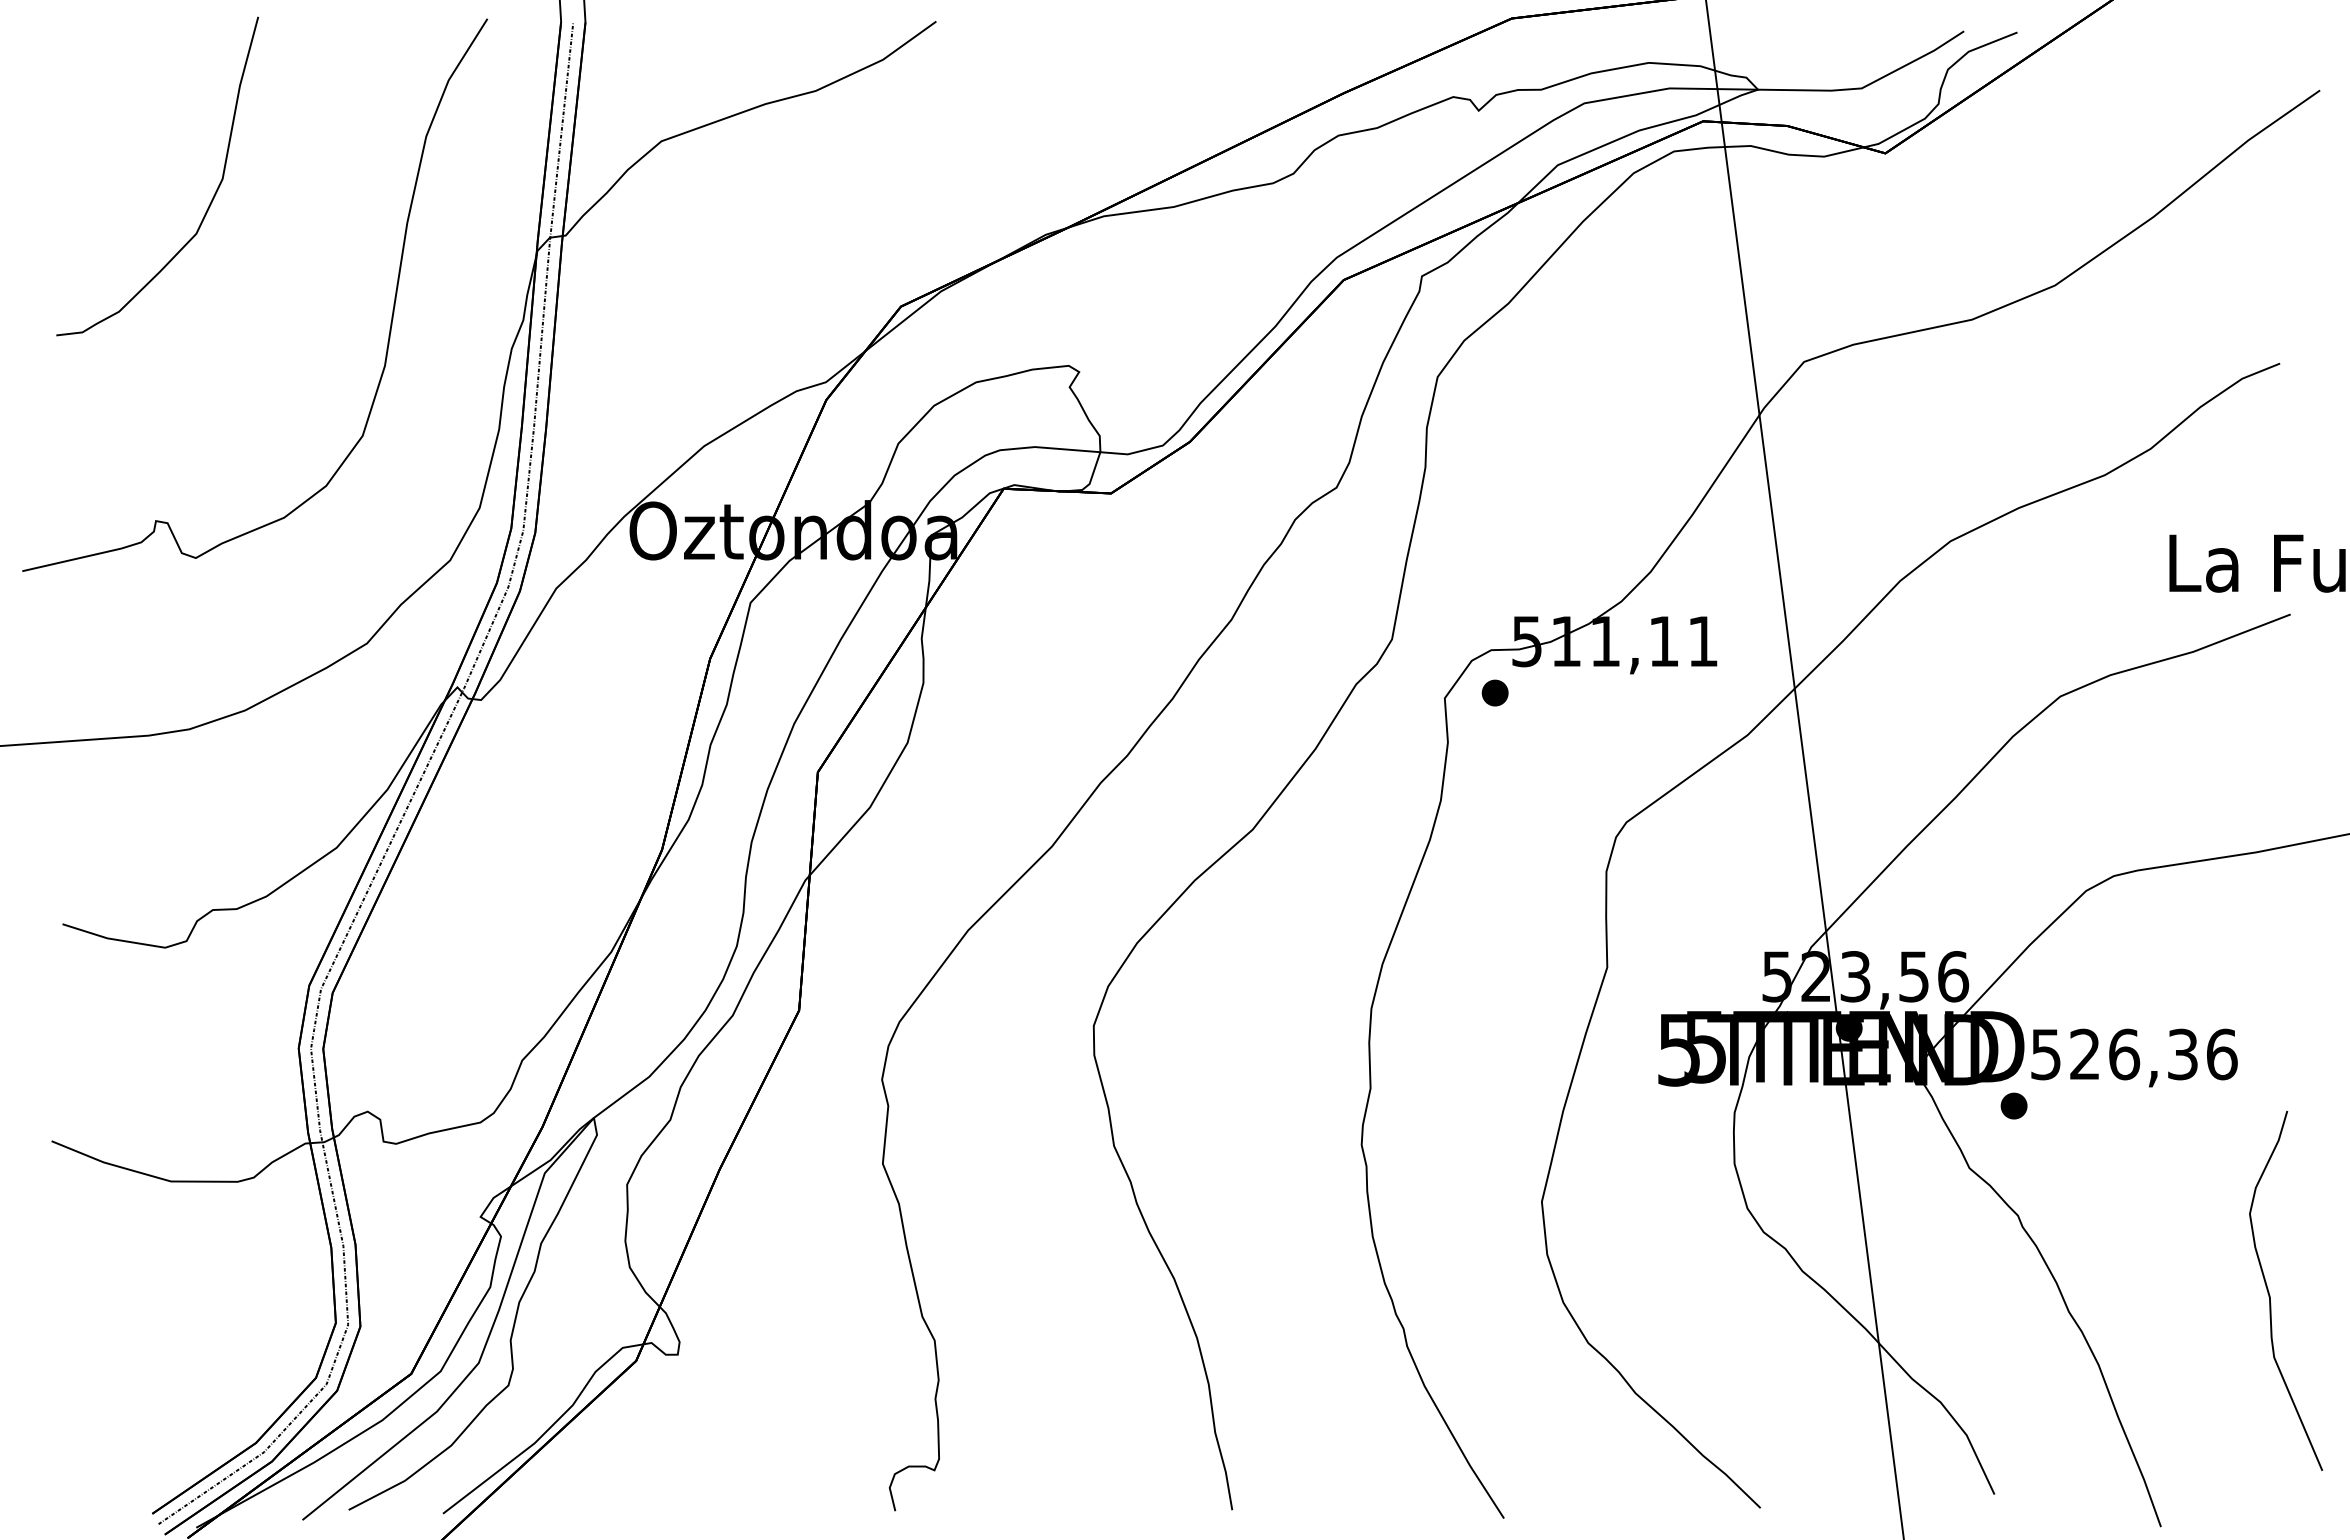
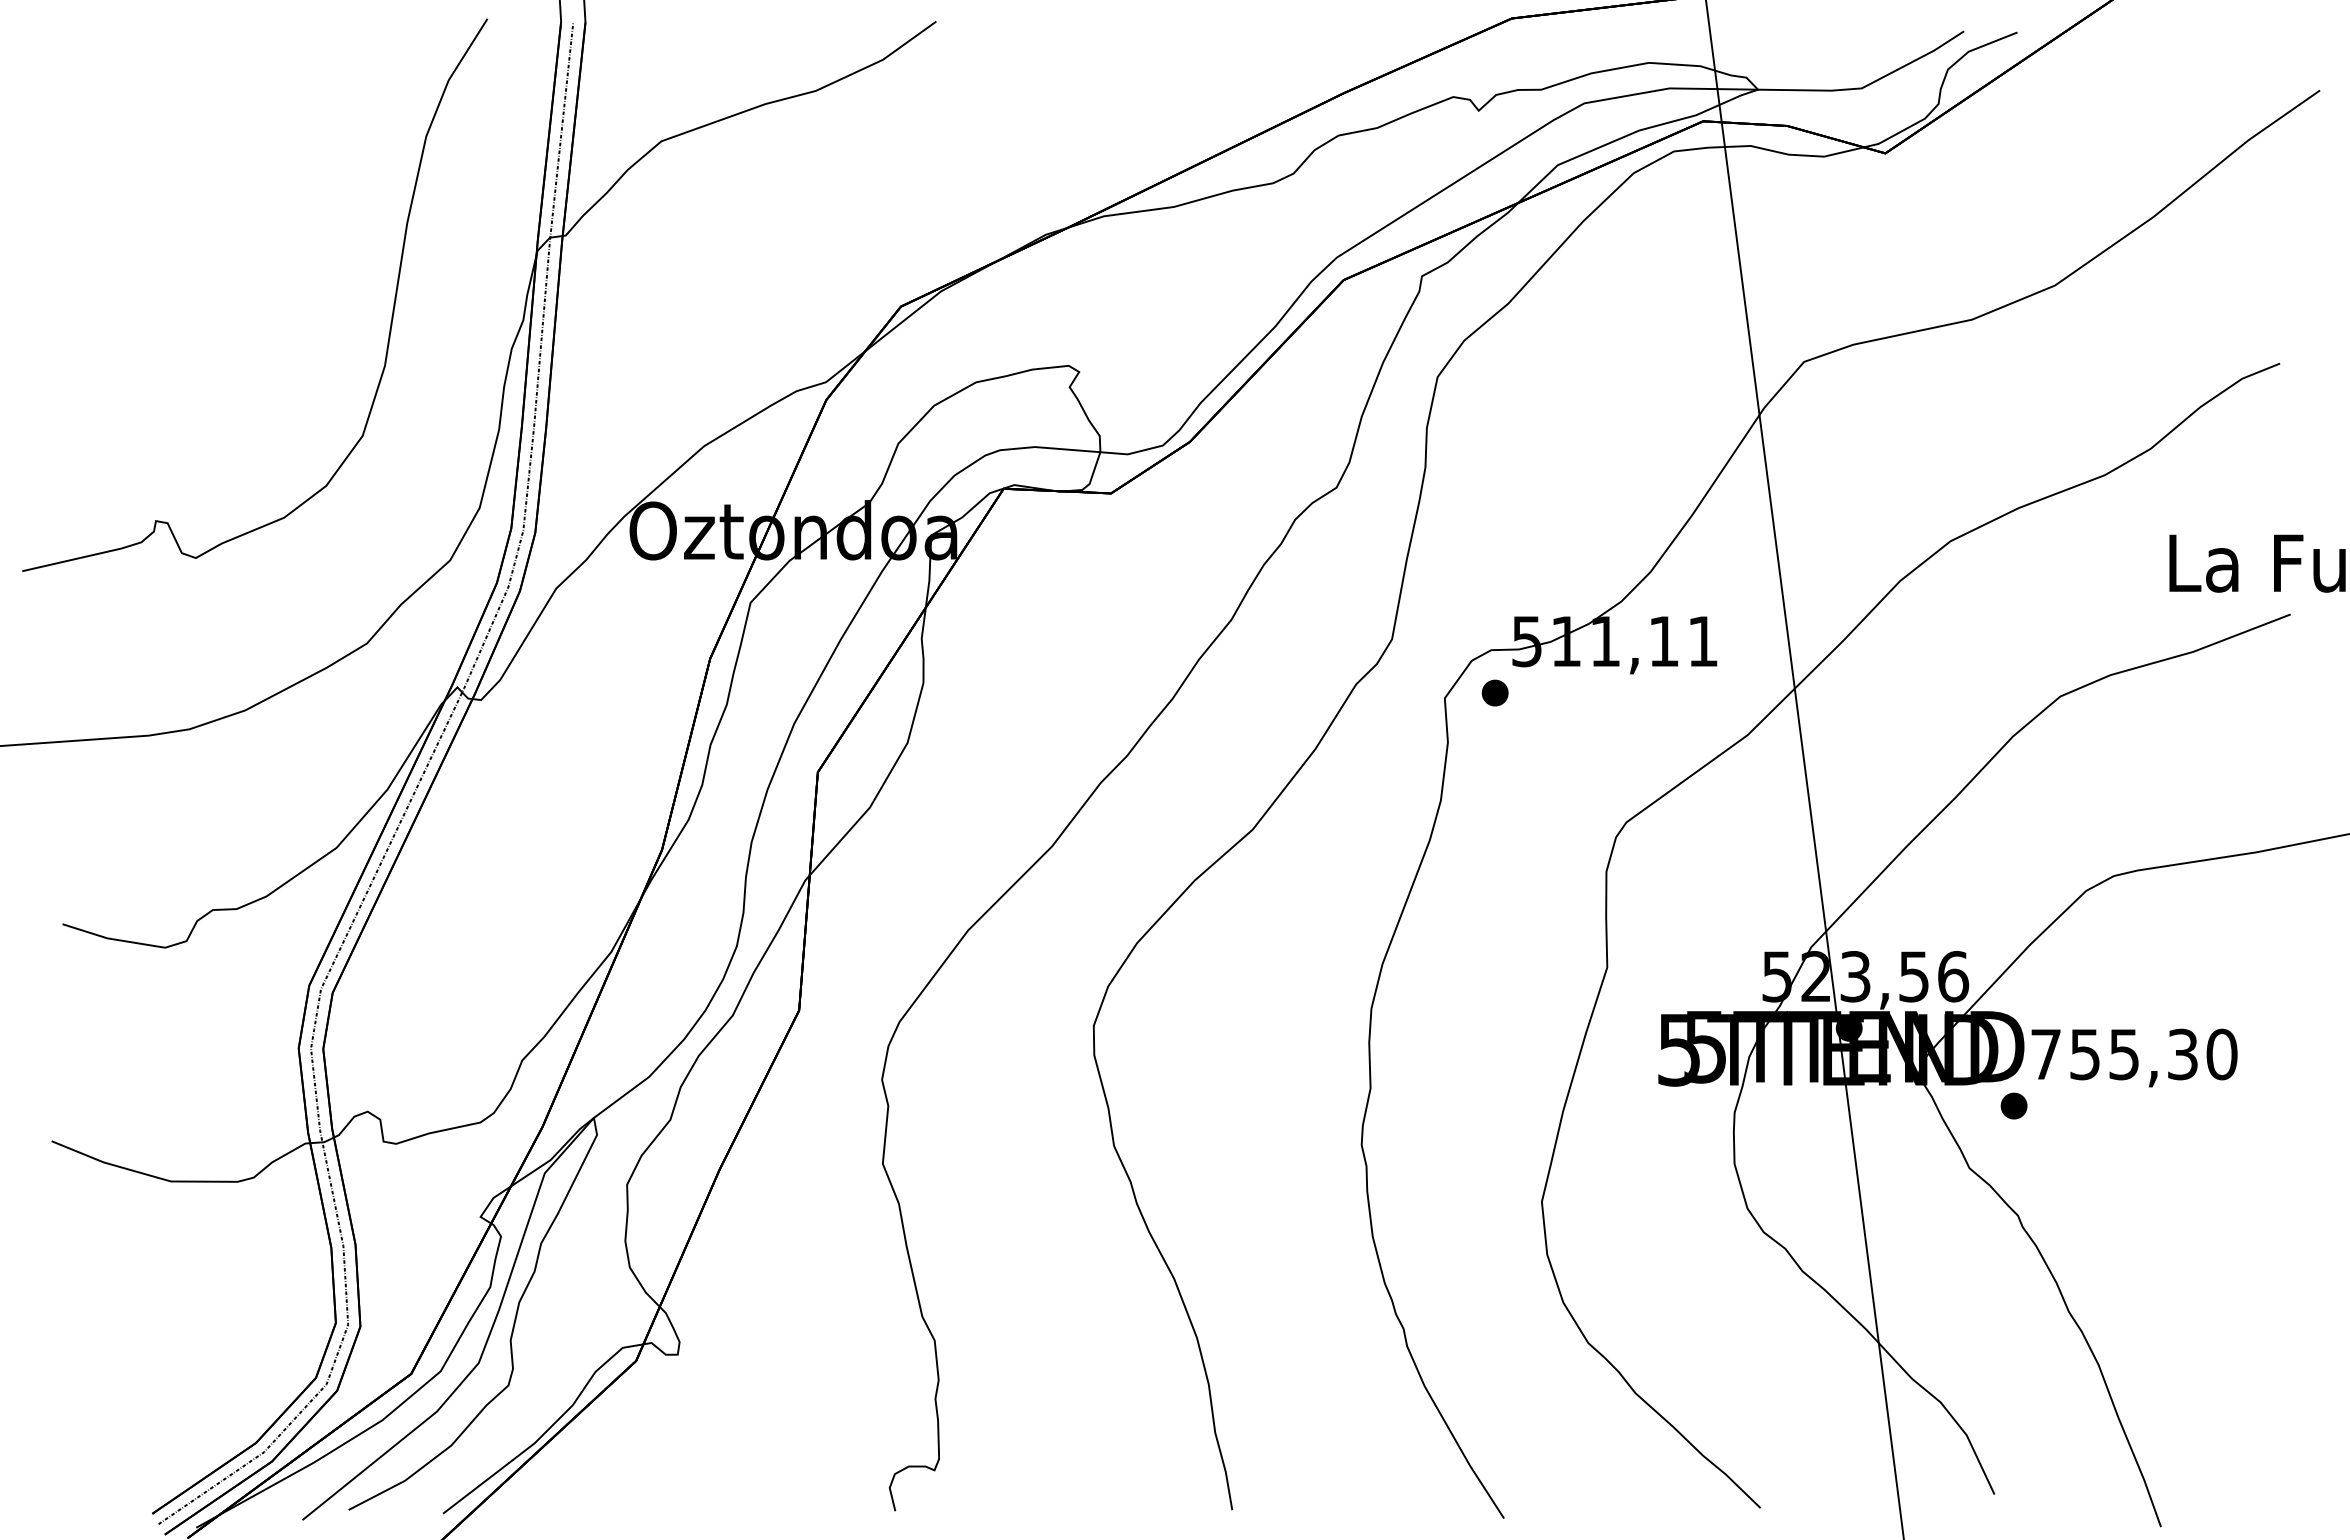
curve: present -> none (209, 203)
text: 526,36 -> 755,30 (2134, 1054)
curve: present -> none (2270, 1295)
